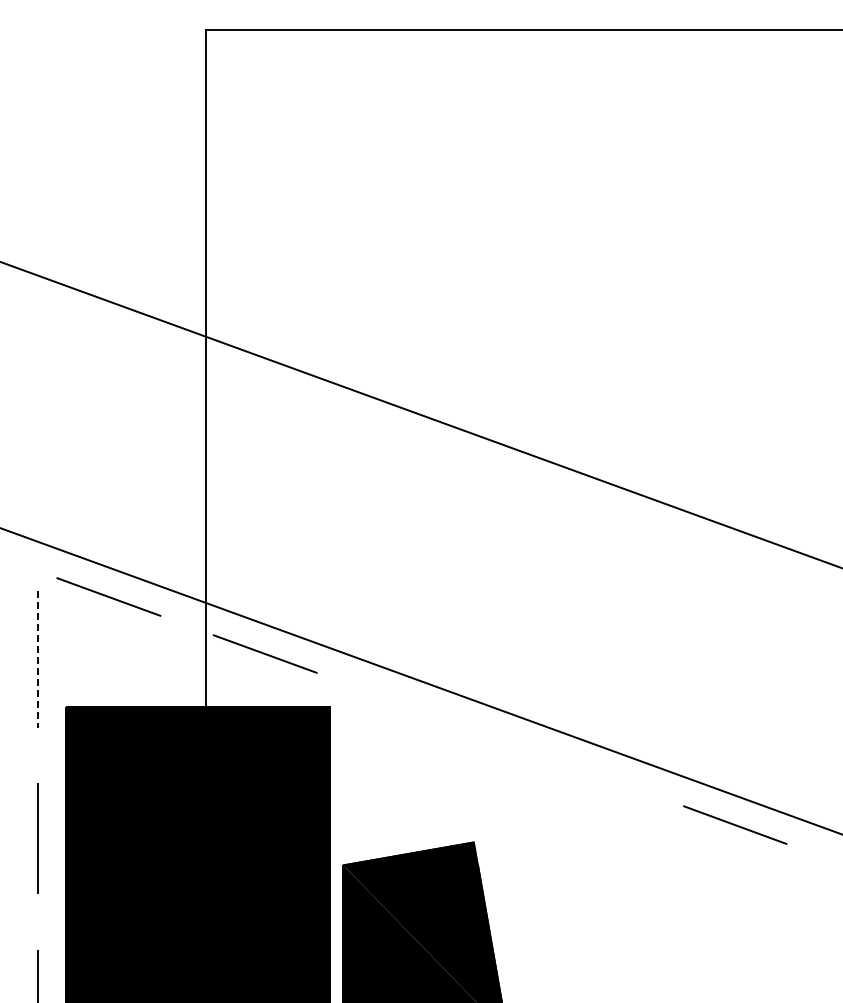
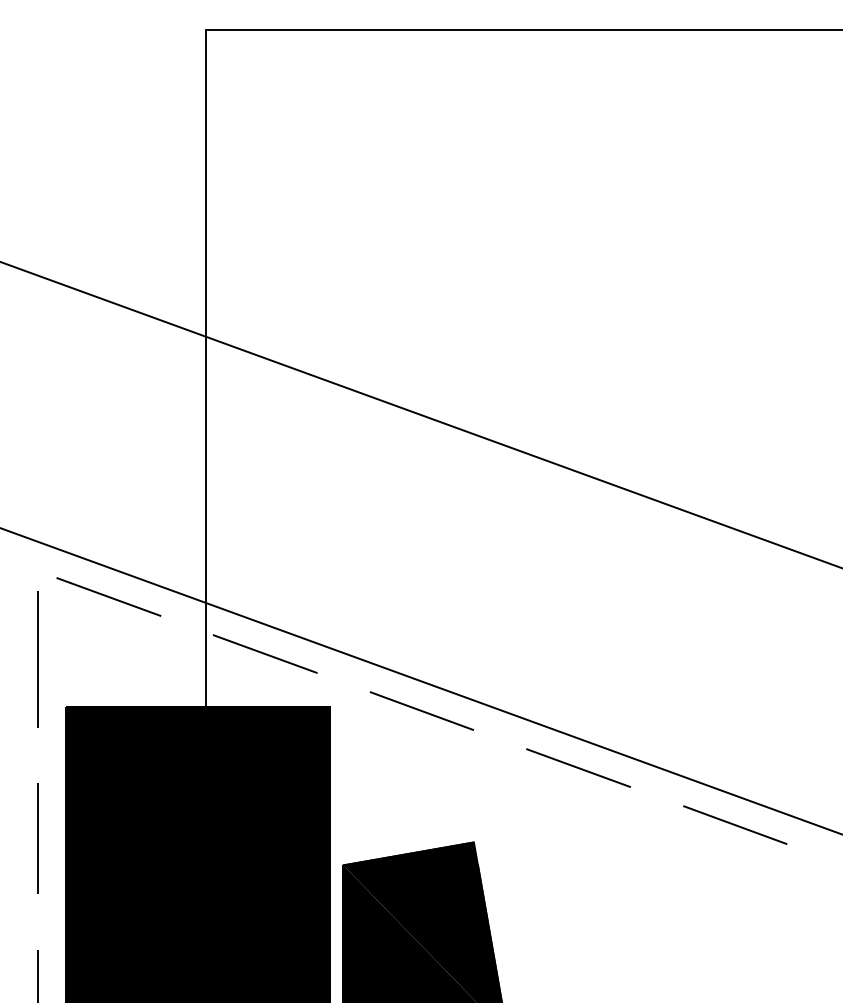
line: dashed -> solid (38, 659)
line: none -> present (421, 710)
line: none -> present (578, 767)
